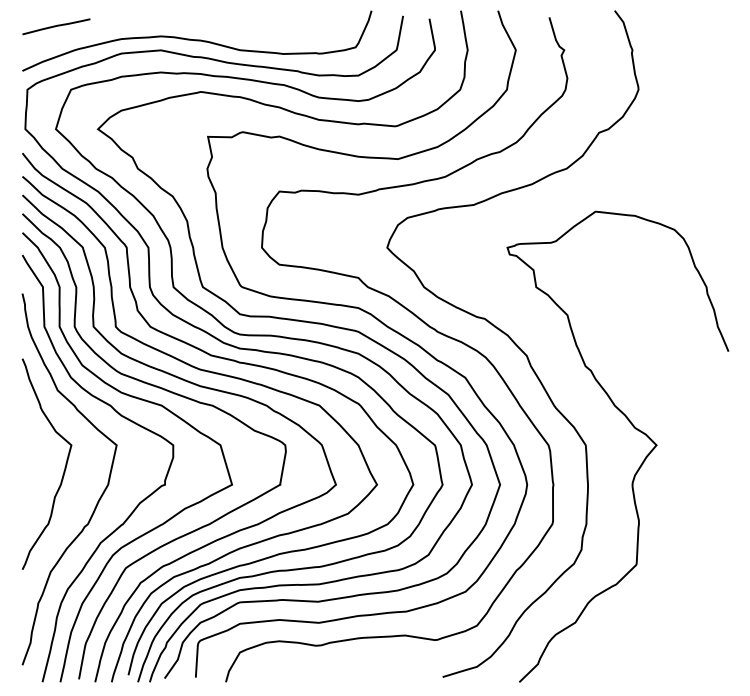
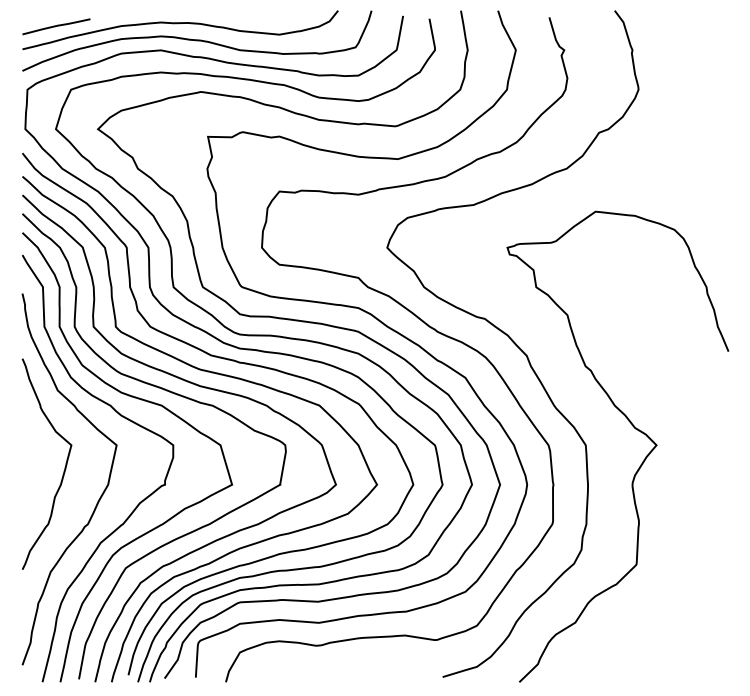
curve: none -> present (178, 24)
